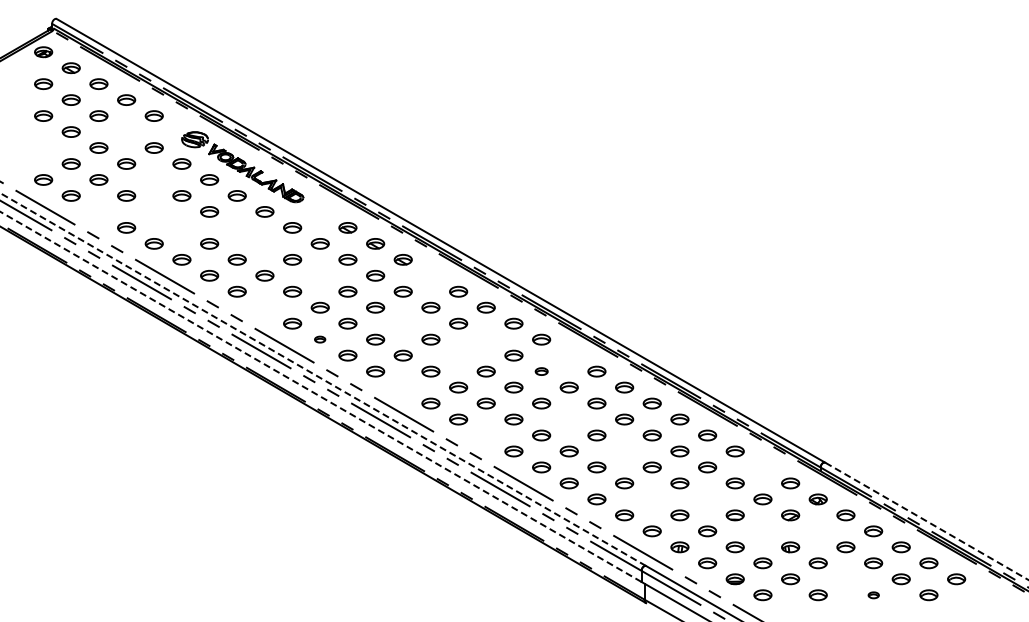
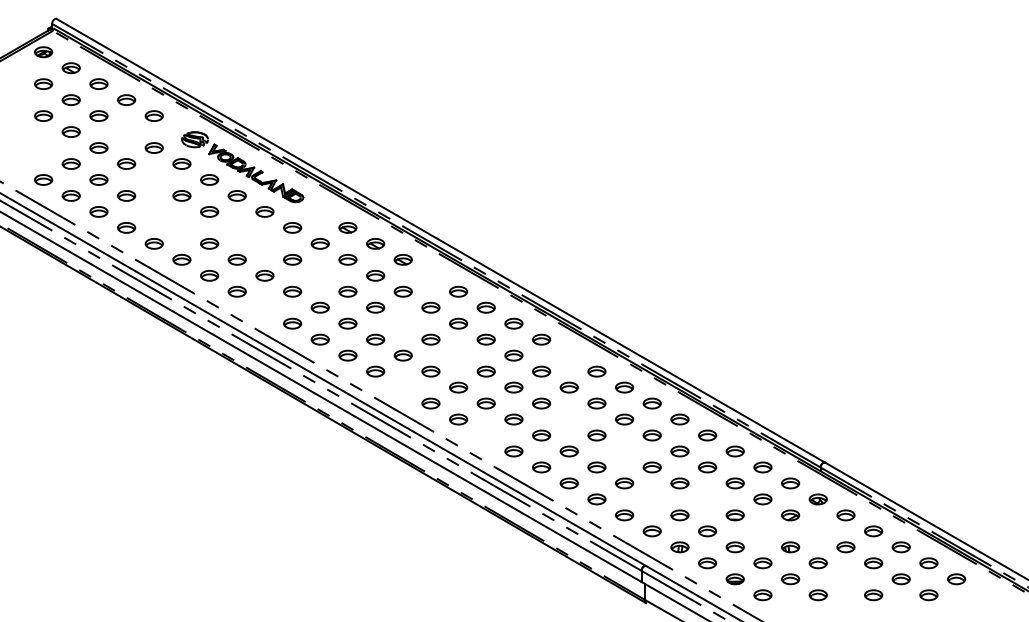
part: none -> present (98, 211)
part size: 13x9 px -> 20x13 px (319, 339)
part: none -> present (485, 339)
part size: 15x9 px -> 20x13 px (541, 371)
line: dashed -> solid (323, 379)
line: dashed -> solid (320, 396)
part: none -> present (762, 467)
line: dashed -> solid (926, 521)
part size: 13x9 px -> 20x13 px (873, 595)
